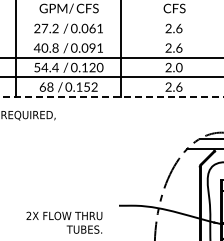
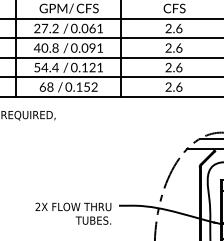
line: none -> present (111, 18)
line: none -> present (111, 38)
text: 2.0 -> 2.6 (179, 66)
text: 0.120 -> 0.121 (99, 67)
line: dashed -> solid (112, 96)
text position: (64, 222) -> (73, 213) (73, 213)
